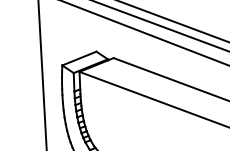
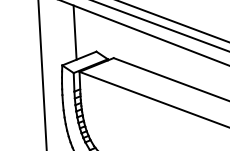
line: none -> present (74, 32)
